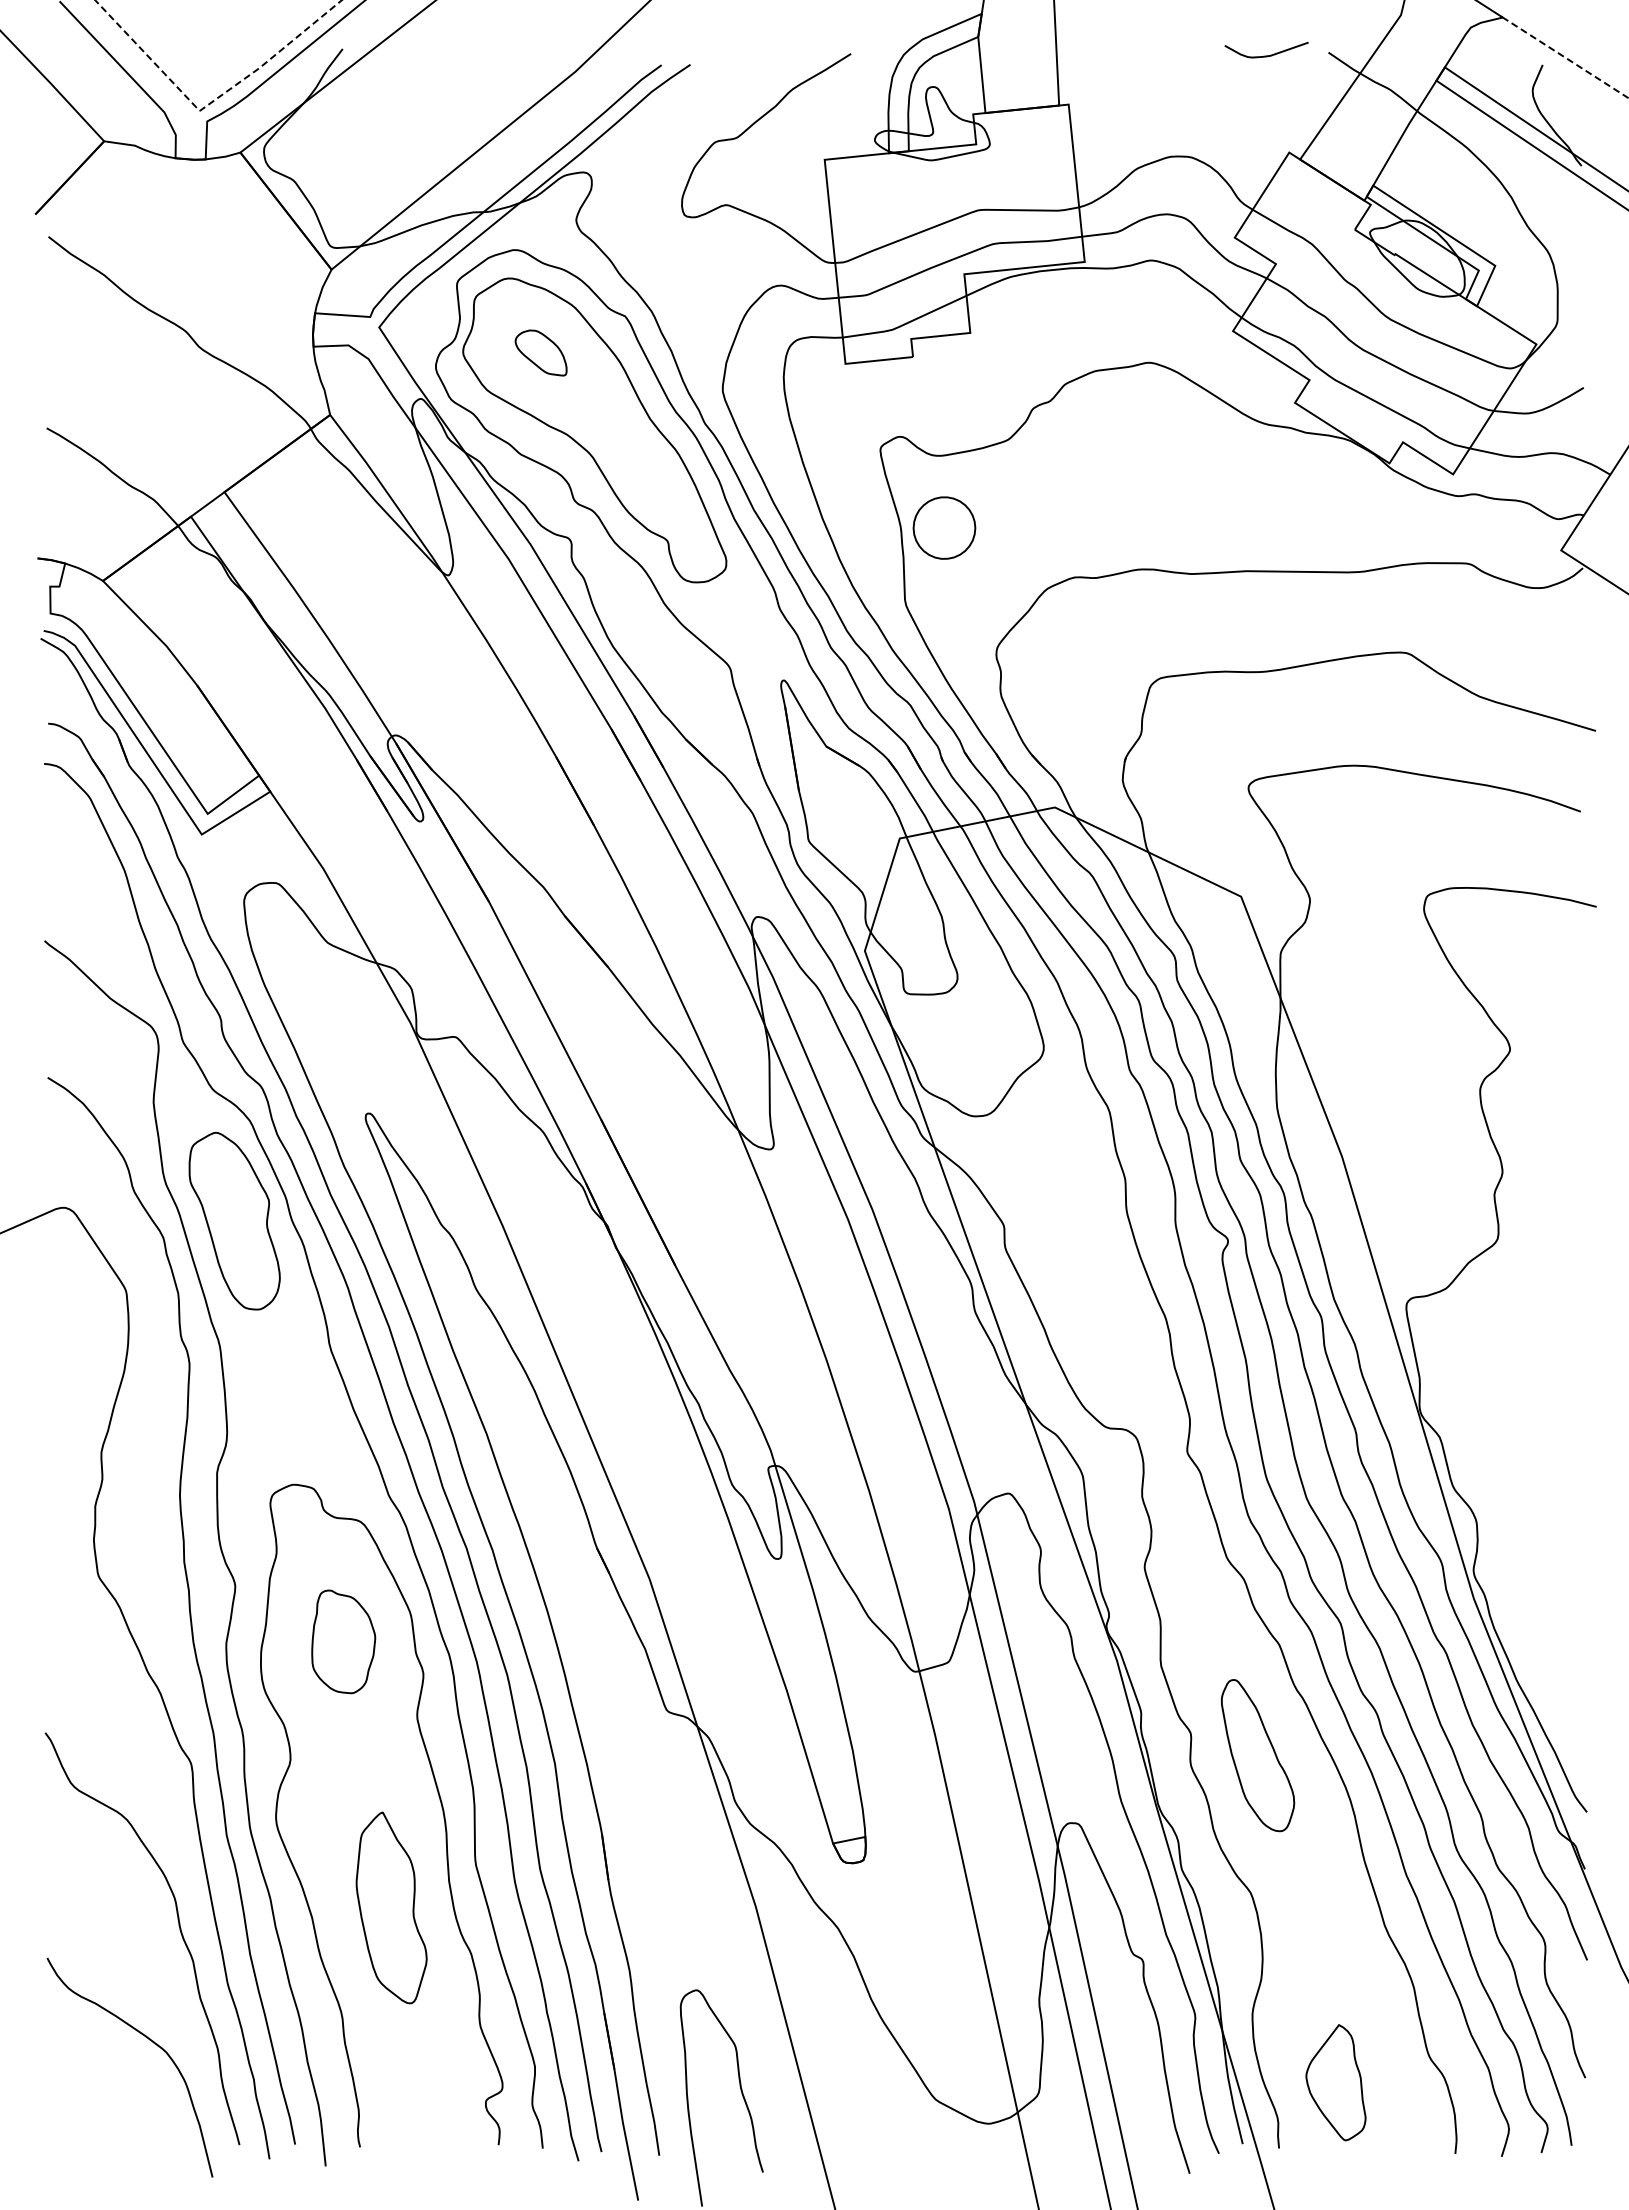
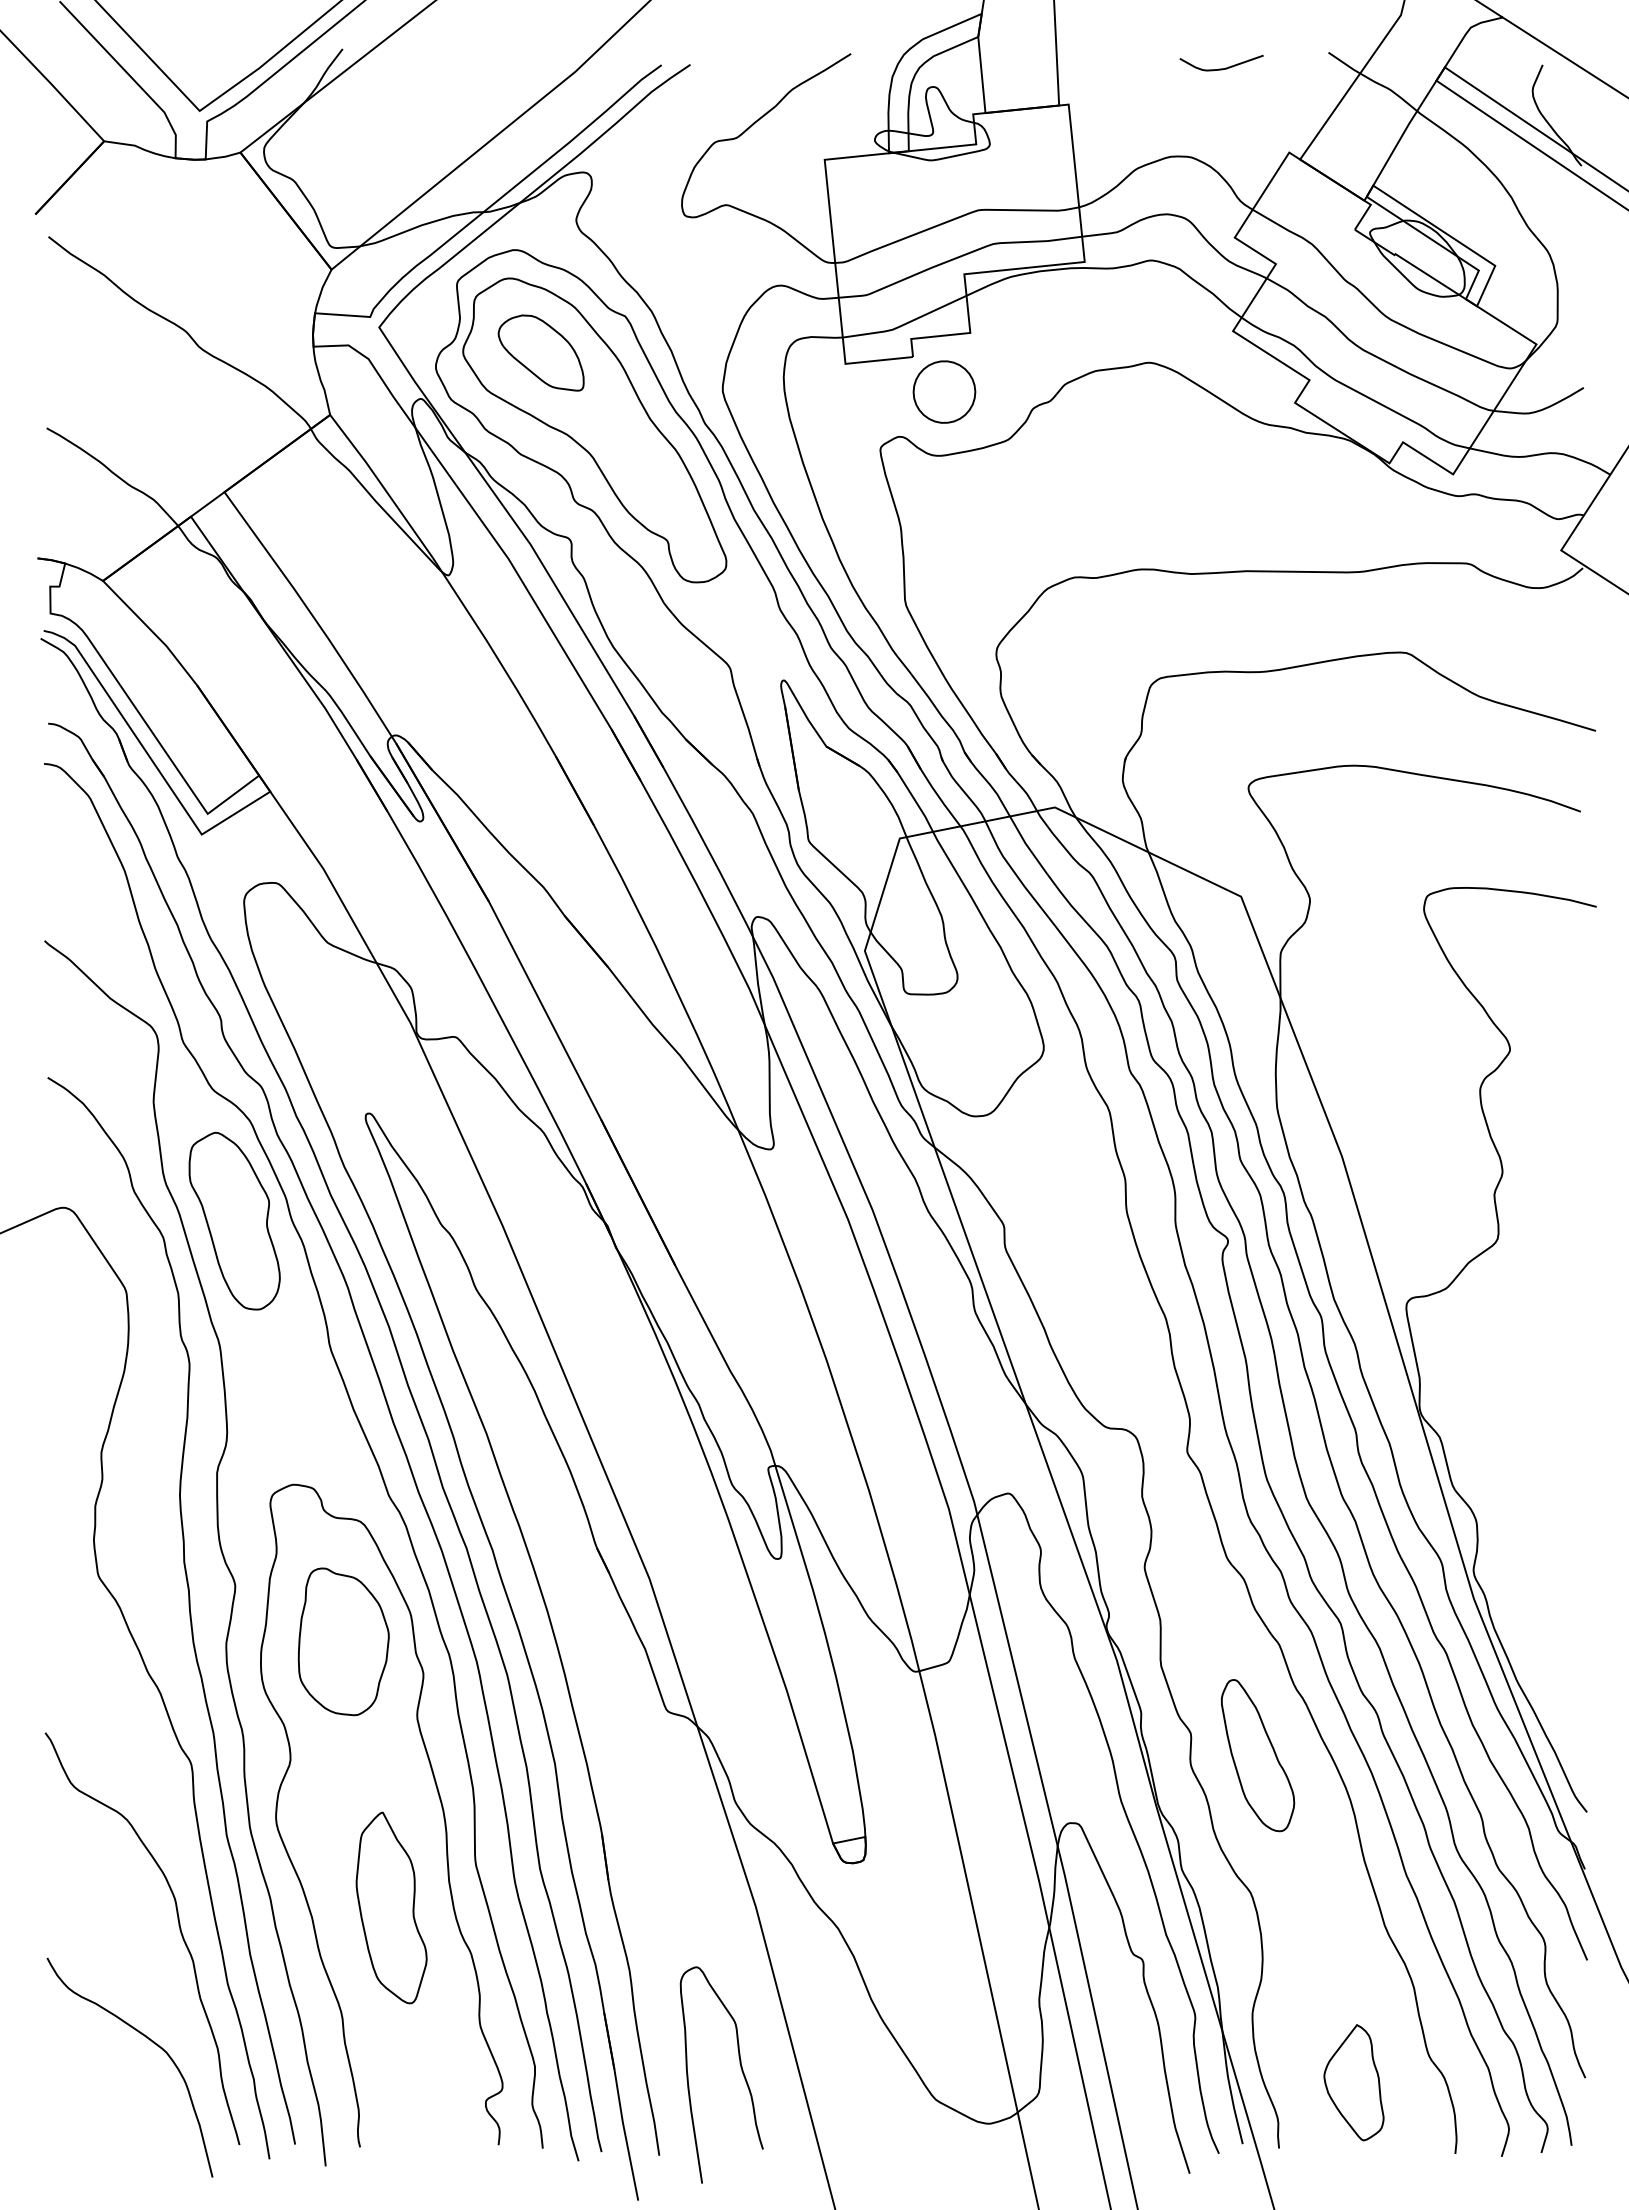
curve position: (1266, 55) -> (1221, 68) (1221, 68)
line: dashed -> solid (1565, 57)
line: dashed -> solid (211, 102)
part size: 54x48 px -> 88x78 px (540, 352)
part position: (944, 527) -> (944, 391) (944, 391)
part size: 66x106 px -> 93x150 px (343, 1641)
part position: (1335, 2082) -> (1353, 2082) (1353, 2082)
curve position: (741, 2094) -> (741, 2071) (741, 2071)
